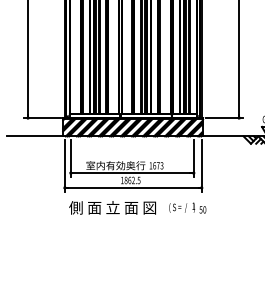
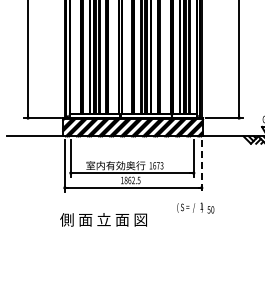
line: solid -> dashed (201, 165)
text position: (112, 207) -> (103, 219) (103, 219)
text position: (187, 207) -> (195, 207) (195, 207)
